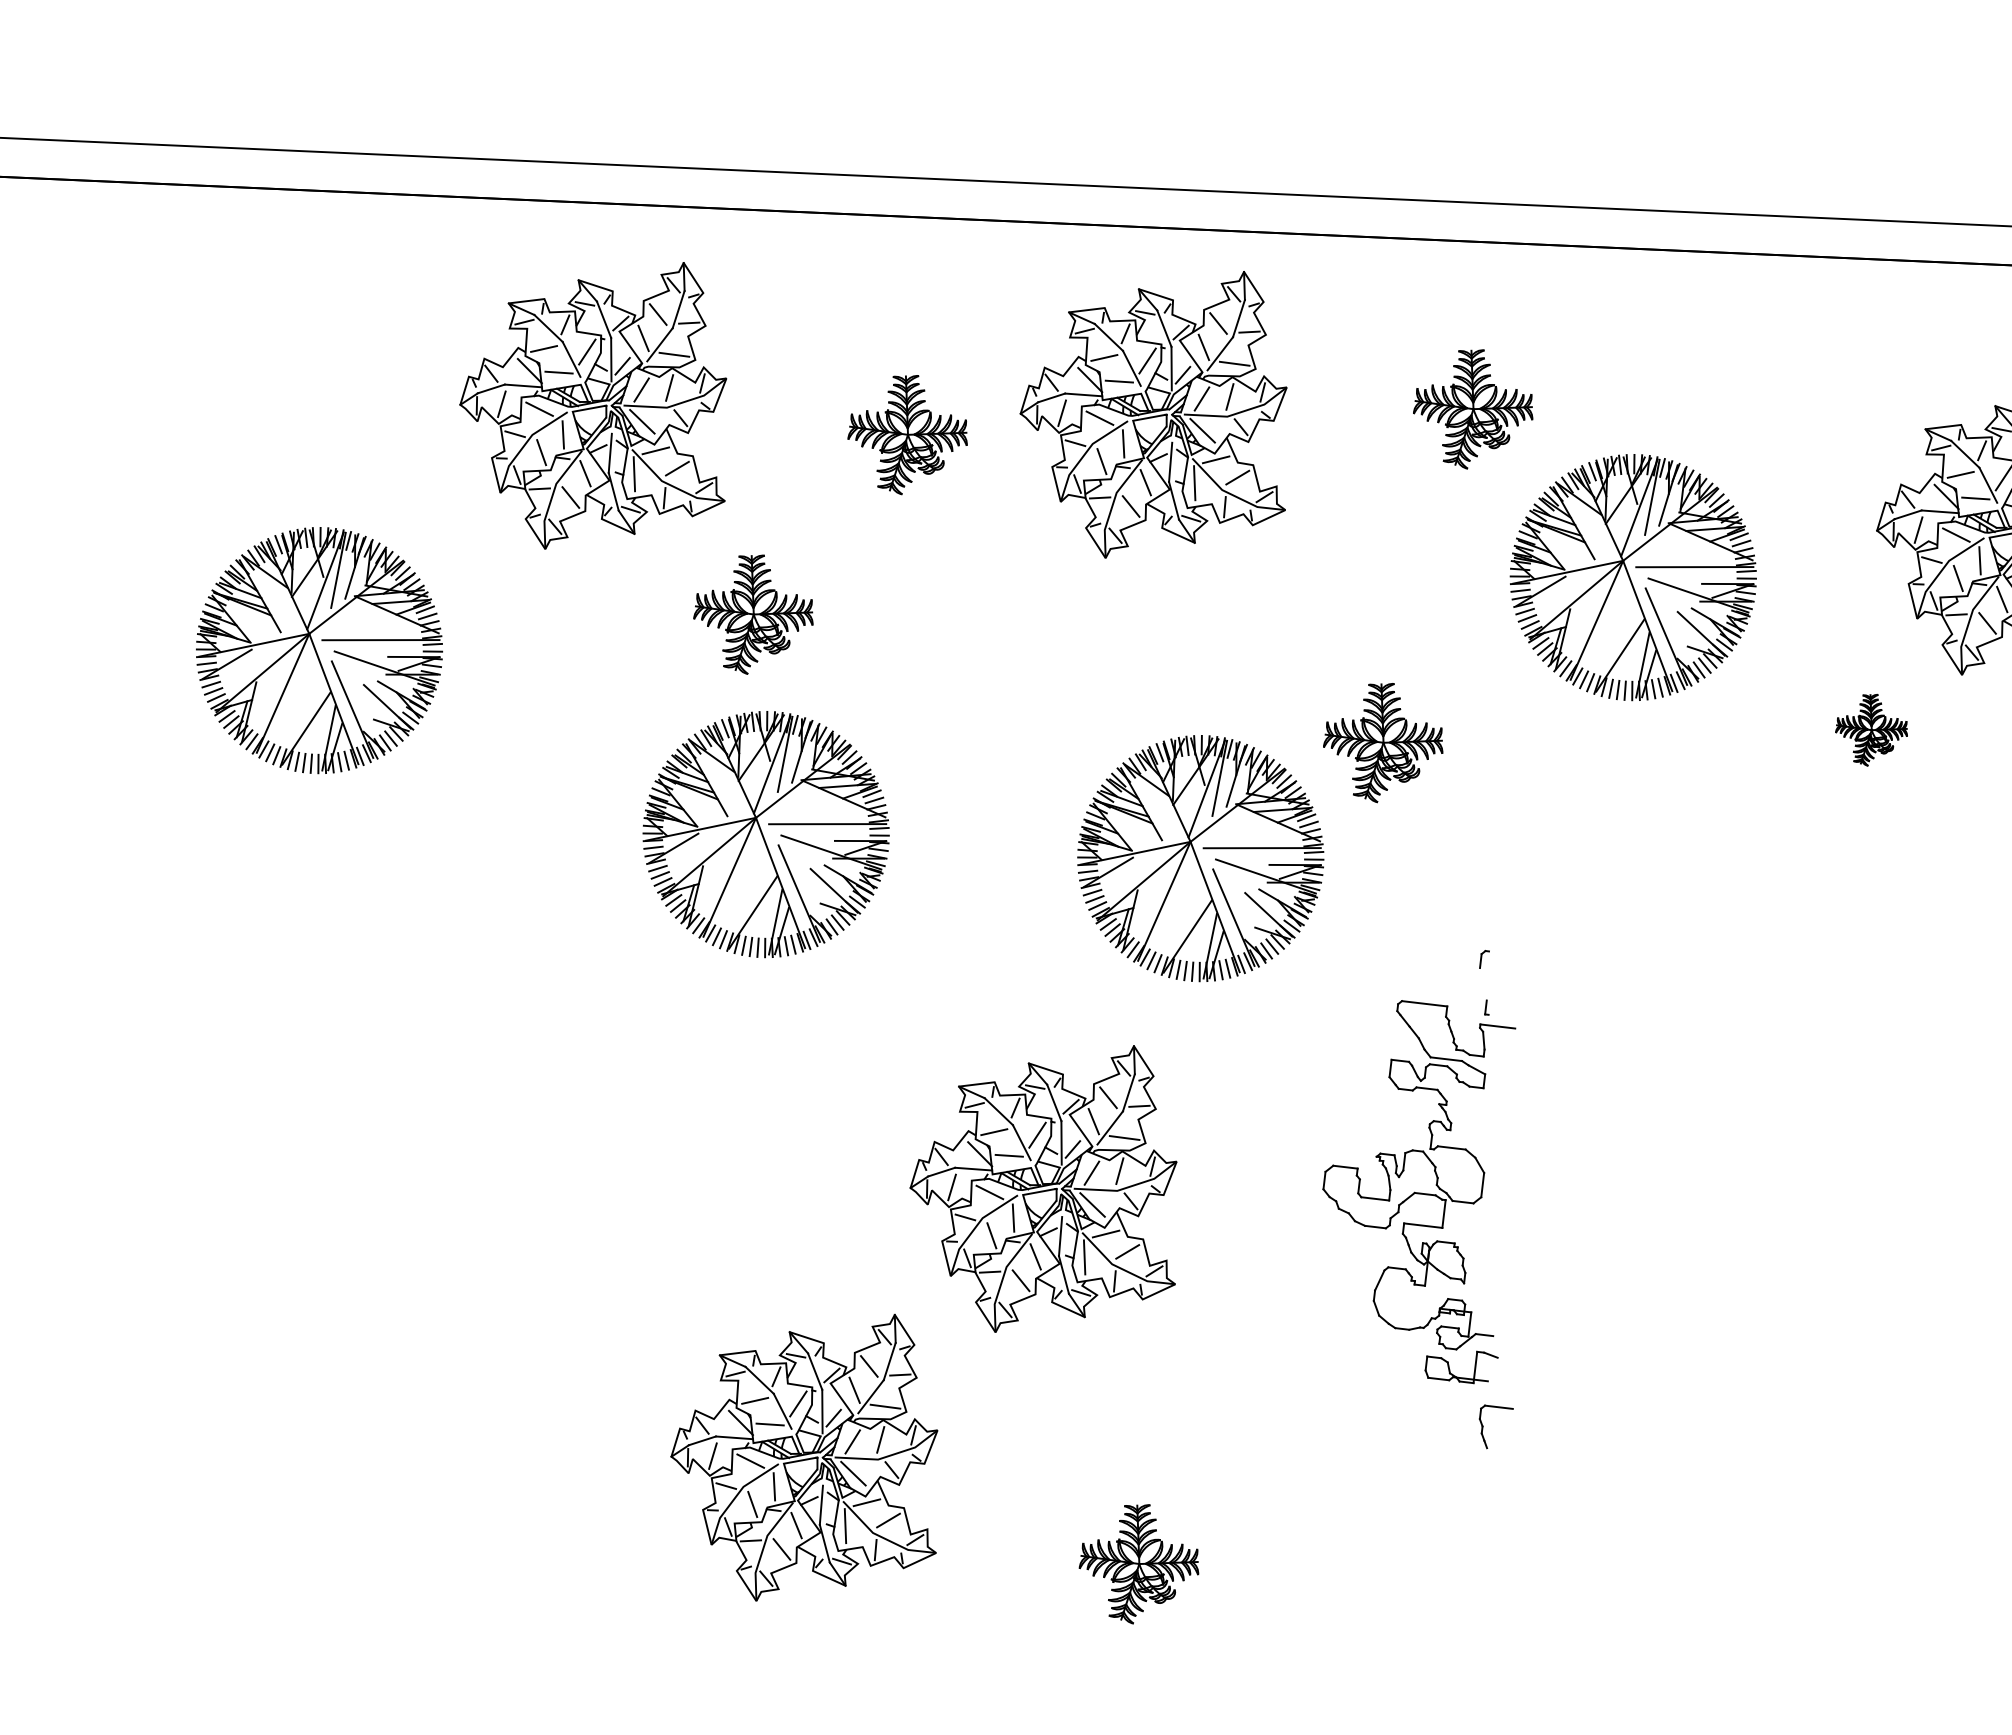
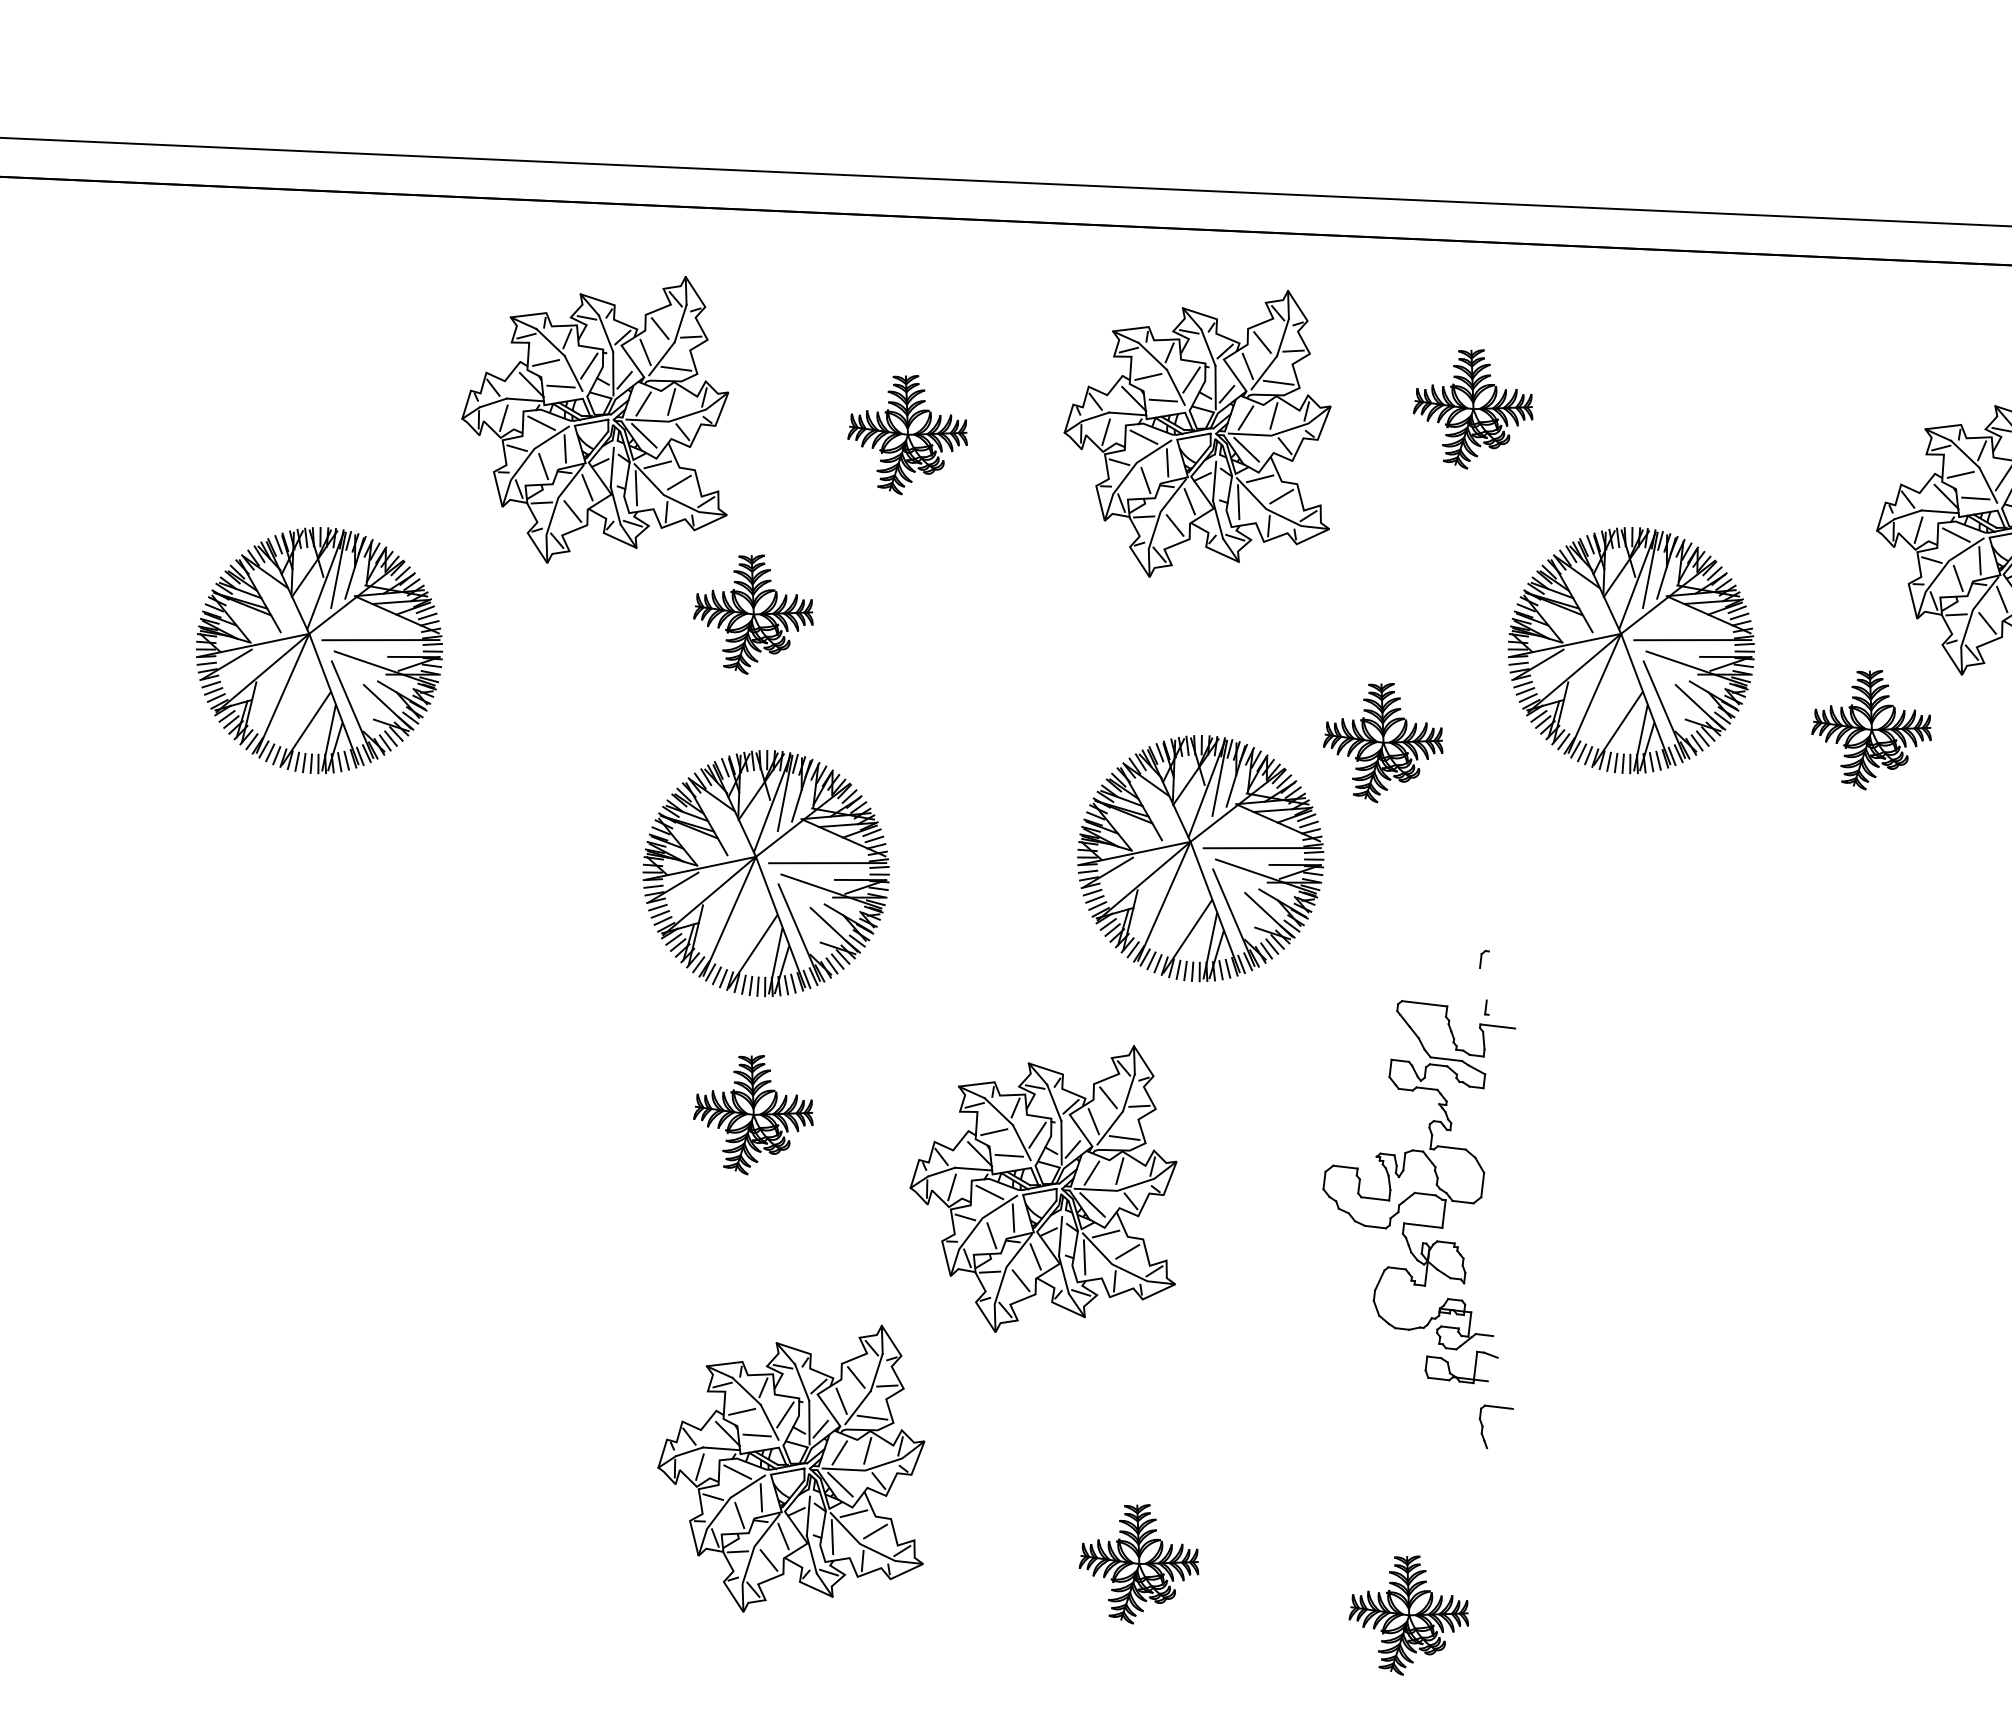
part position: (593, 405) -> (595, 419) (595, 419)
part position: (1153, 414) -> (1197, 433) (1197, 433)
part position: (1632, 577) -> (1630, 650) (1630, 650)
part size: 73x74 px -> 121x121 px (1871, 730)
part position: (765, 834) -> (765, 873) (765, 873)
part: none -> present (753, 1115)
part position: (804, 1457) -> (791, 1468) (791, 1468)
part: none -> present (1408, 1615)
